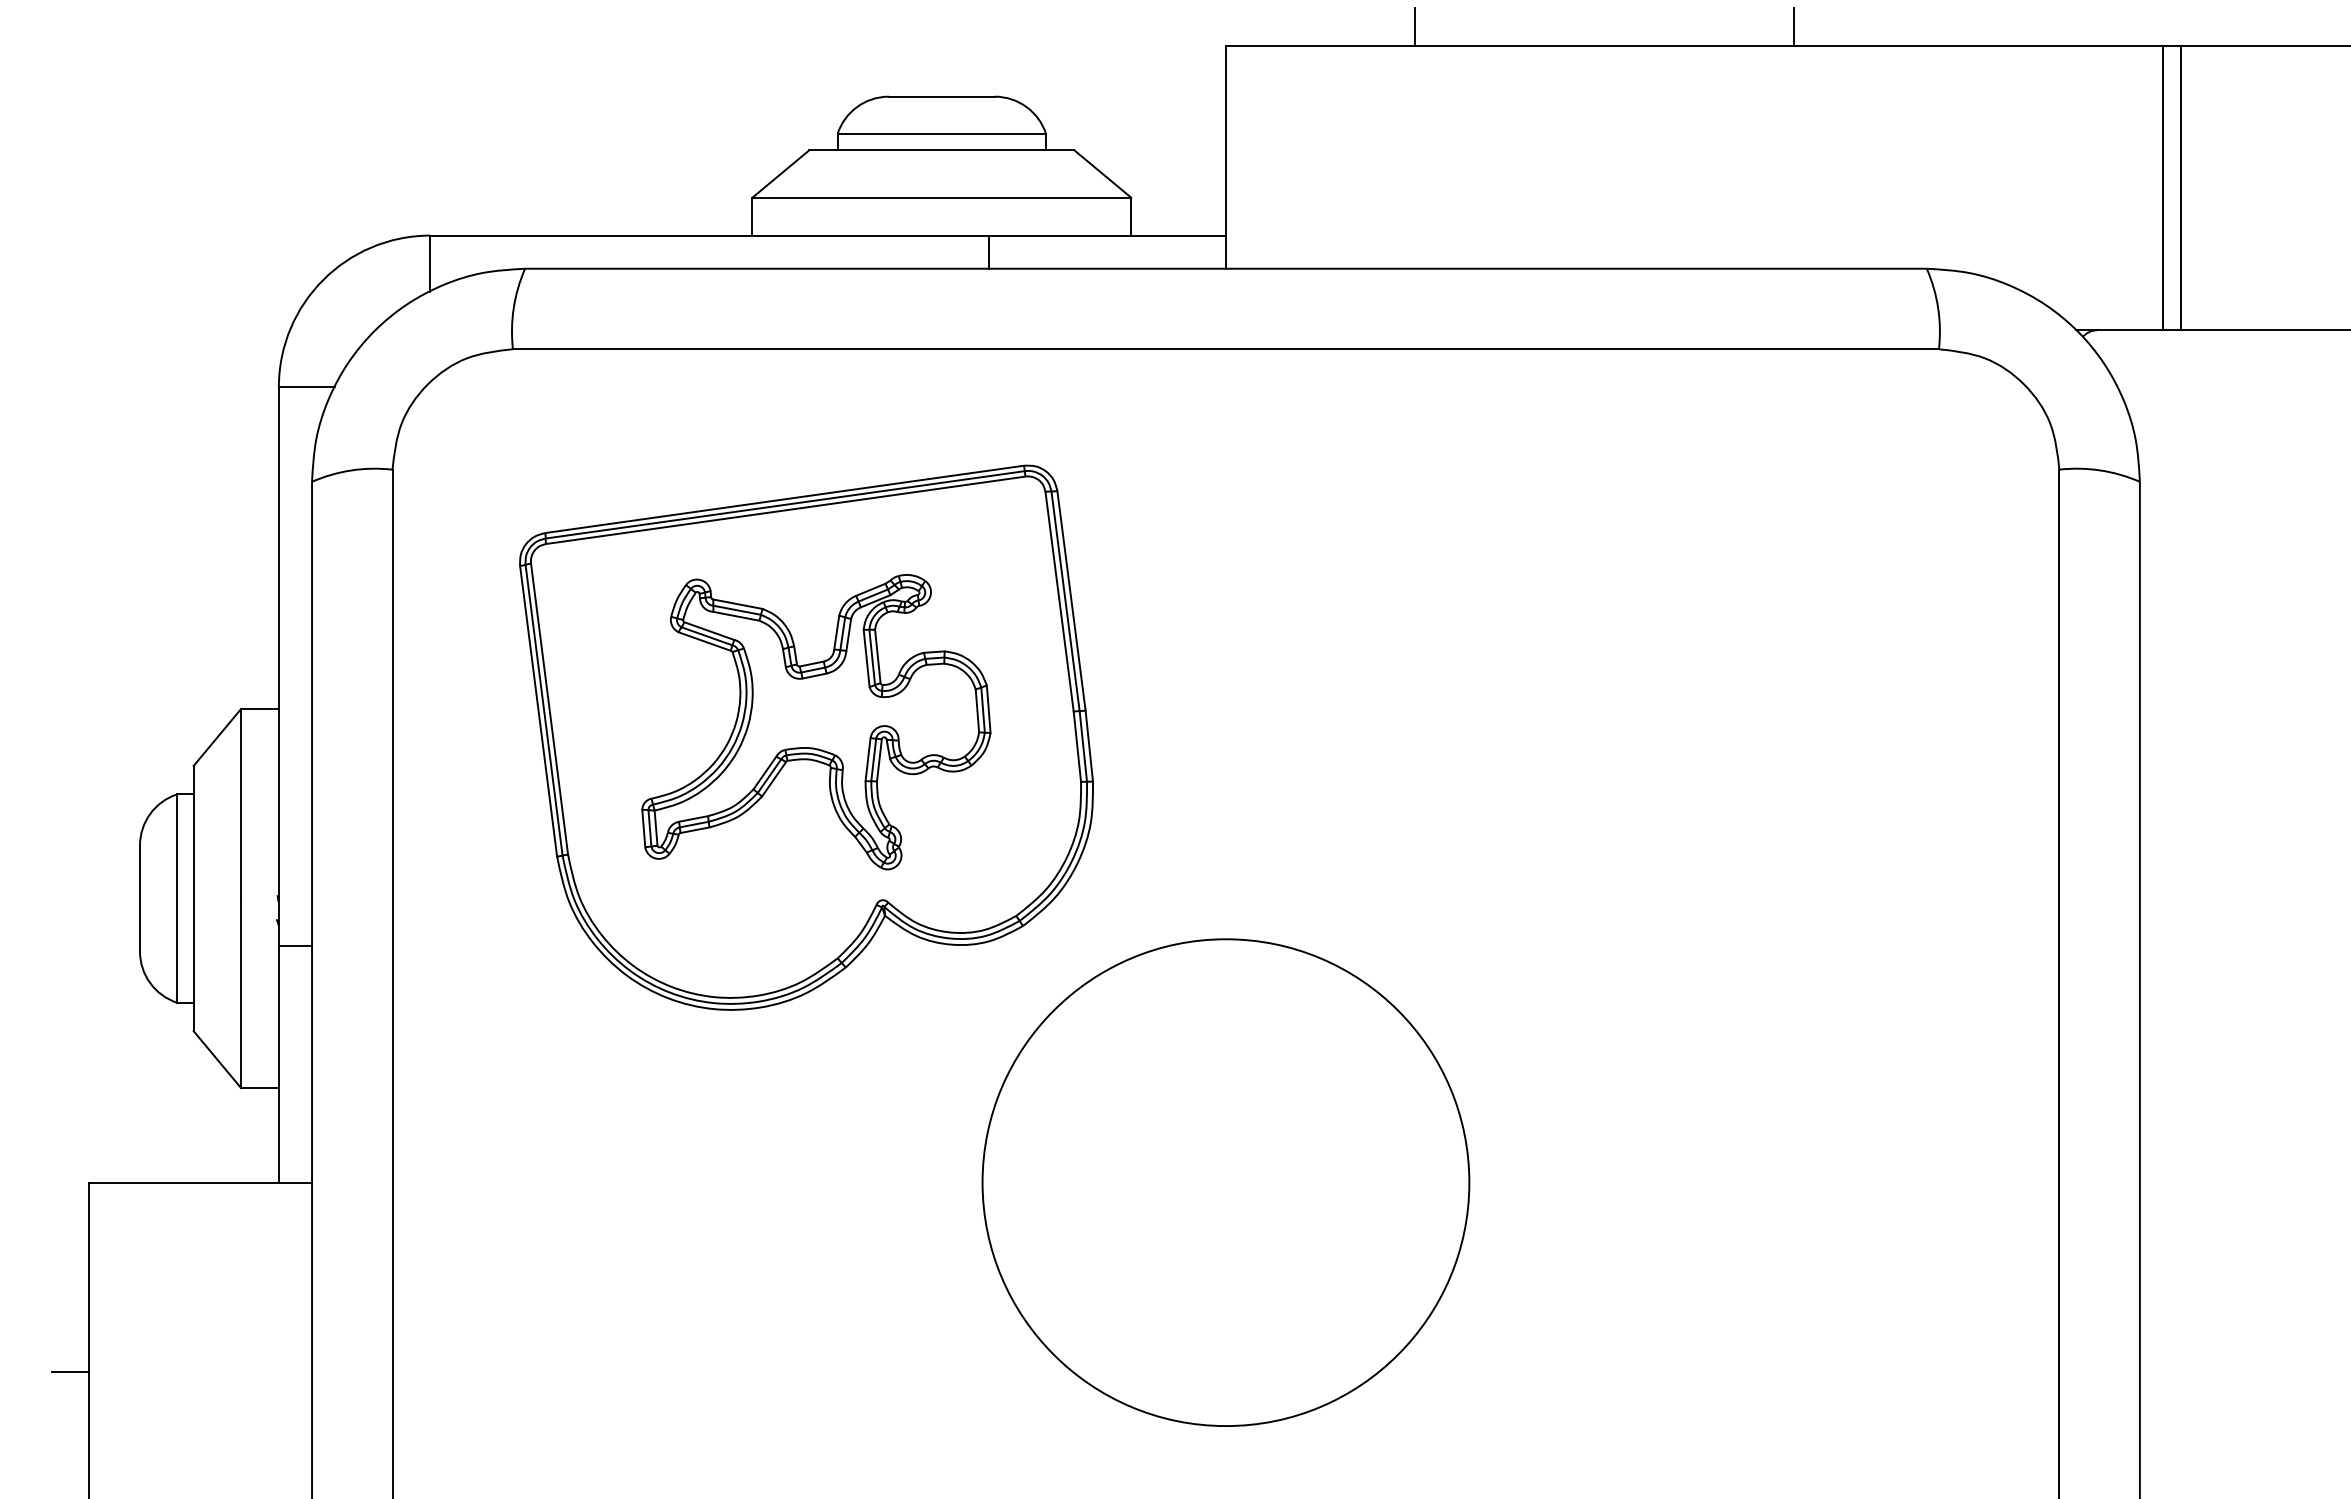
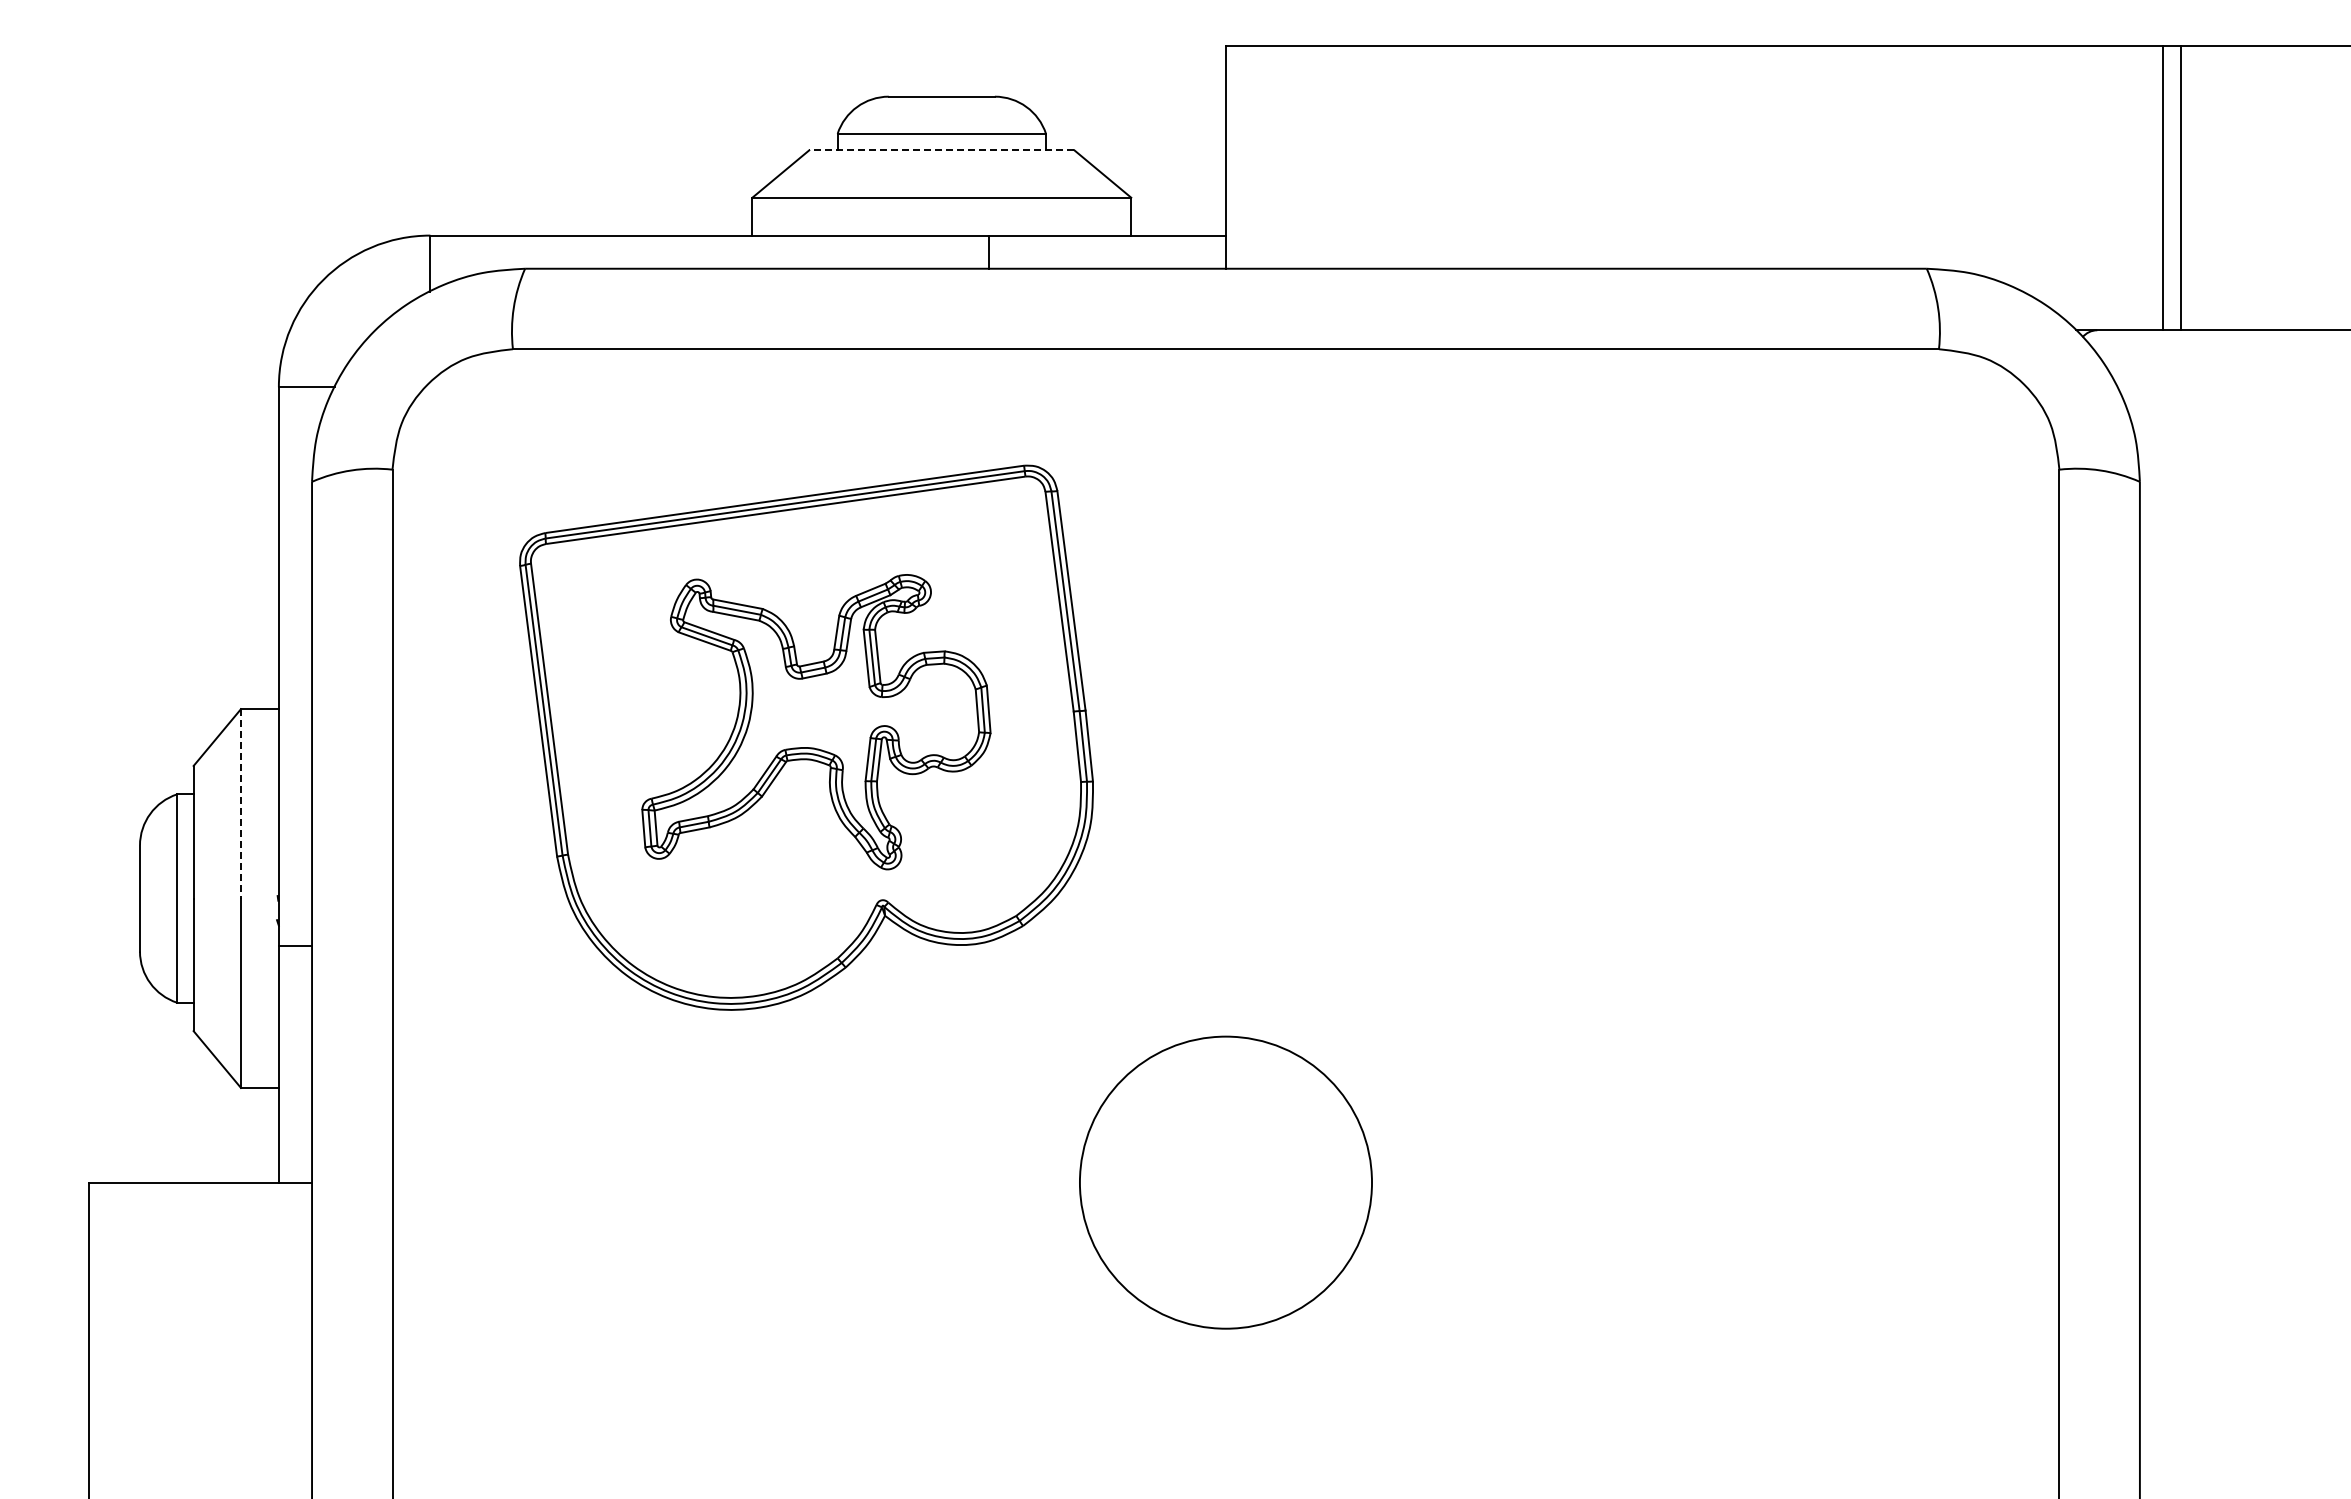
line: present -> none (1415, 27)
line: present -> none (1794, 27)
line: solid -> dashed (941, 150)
line: solid -> dashed (241, 803)
circle diameter: 487 px -> 292 px (1225, 1182)
line: present -> none (70, 1372)
